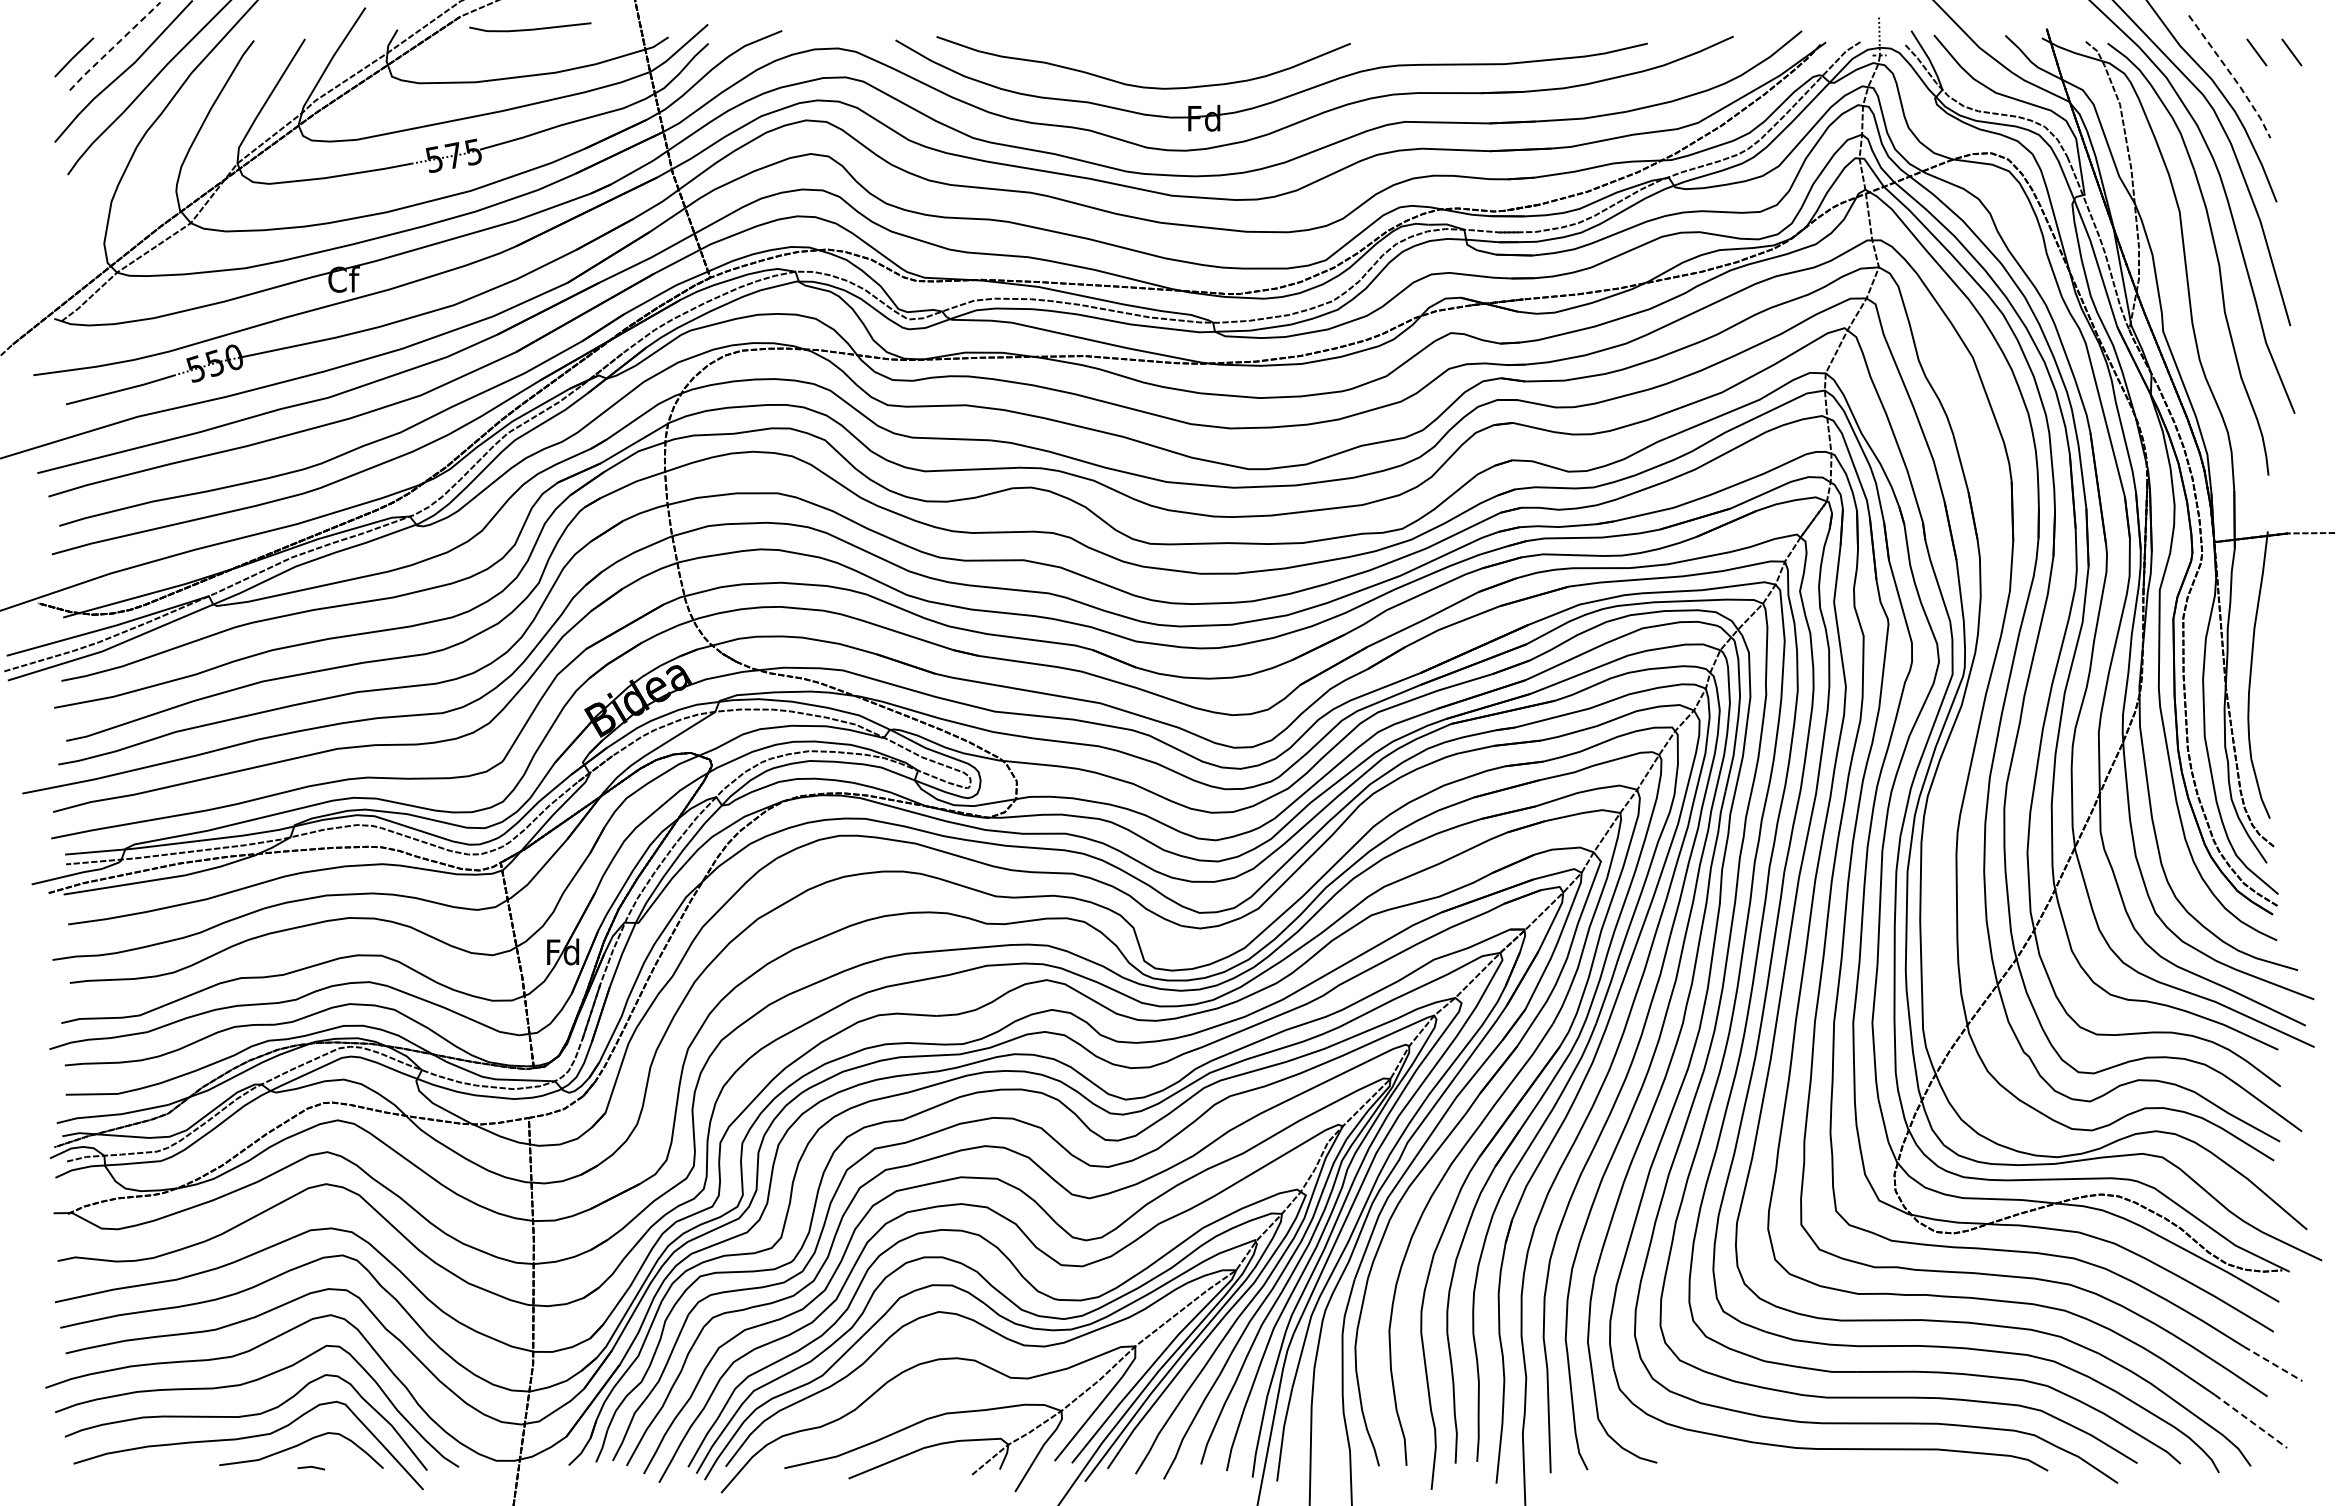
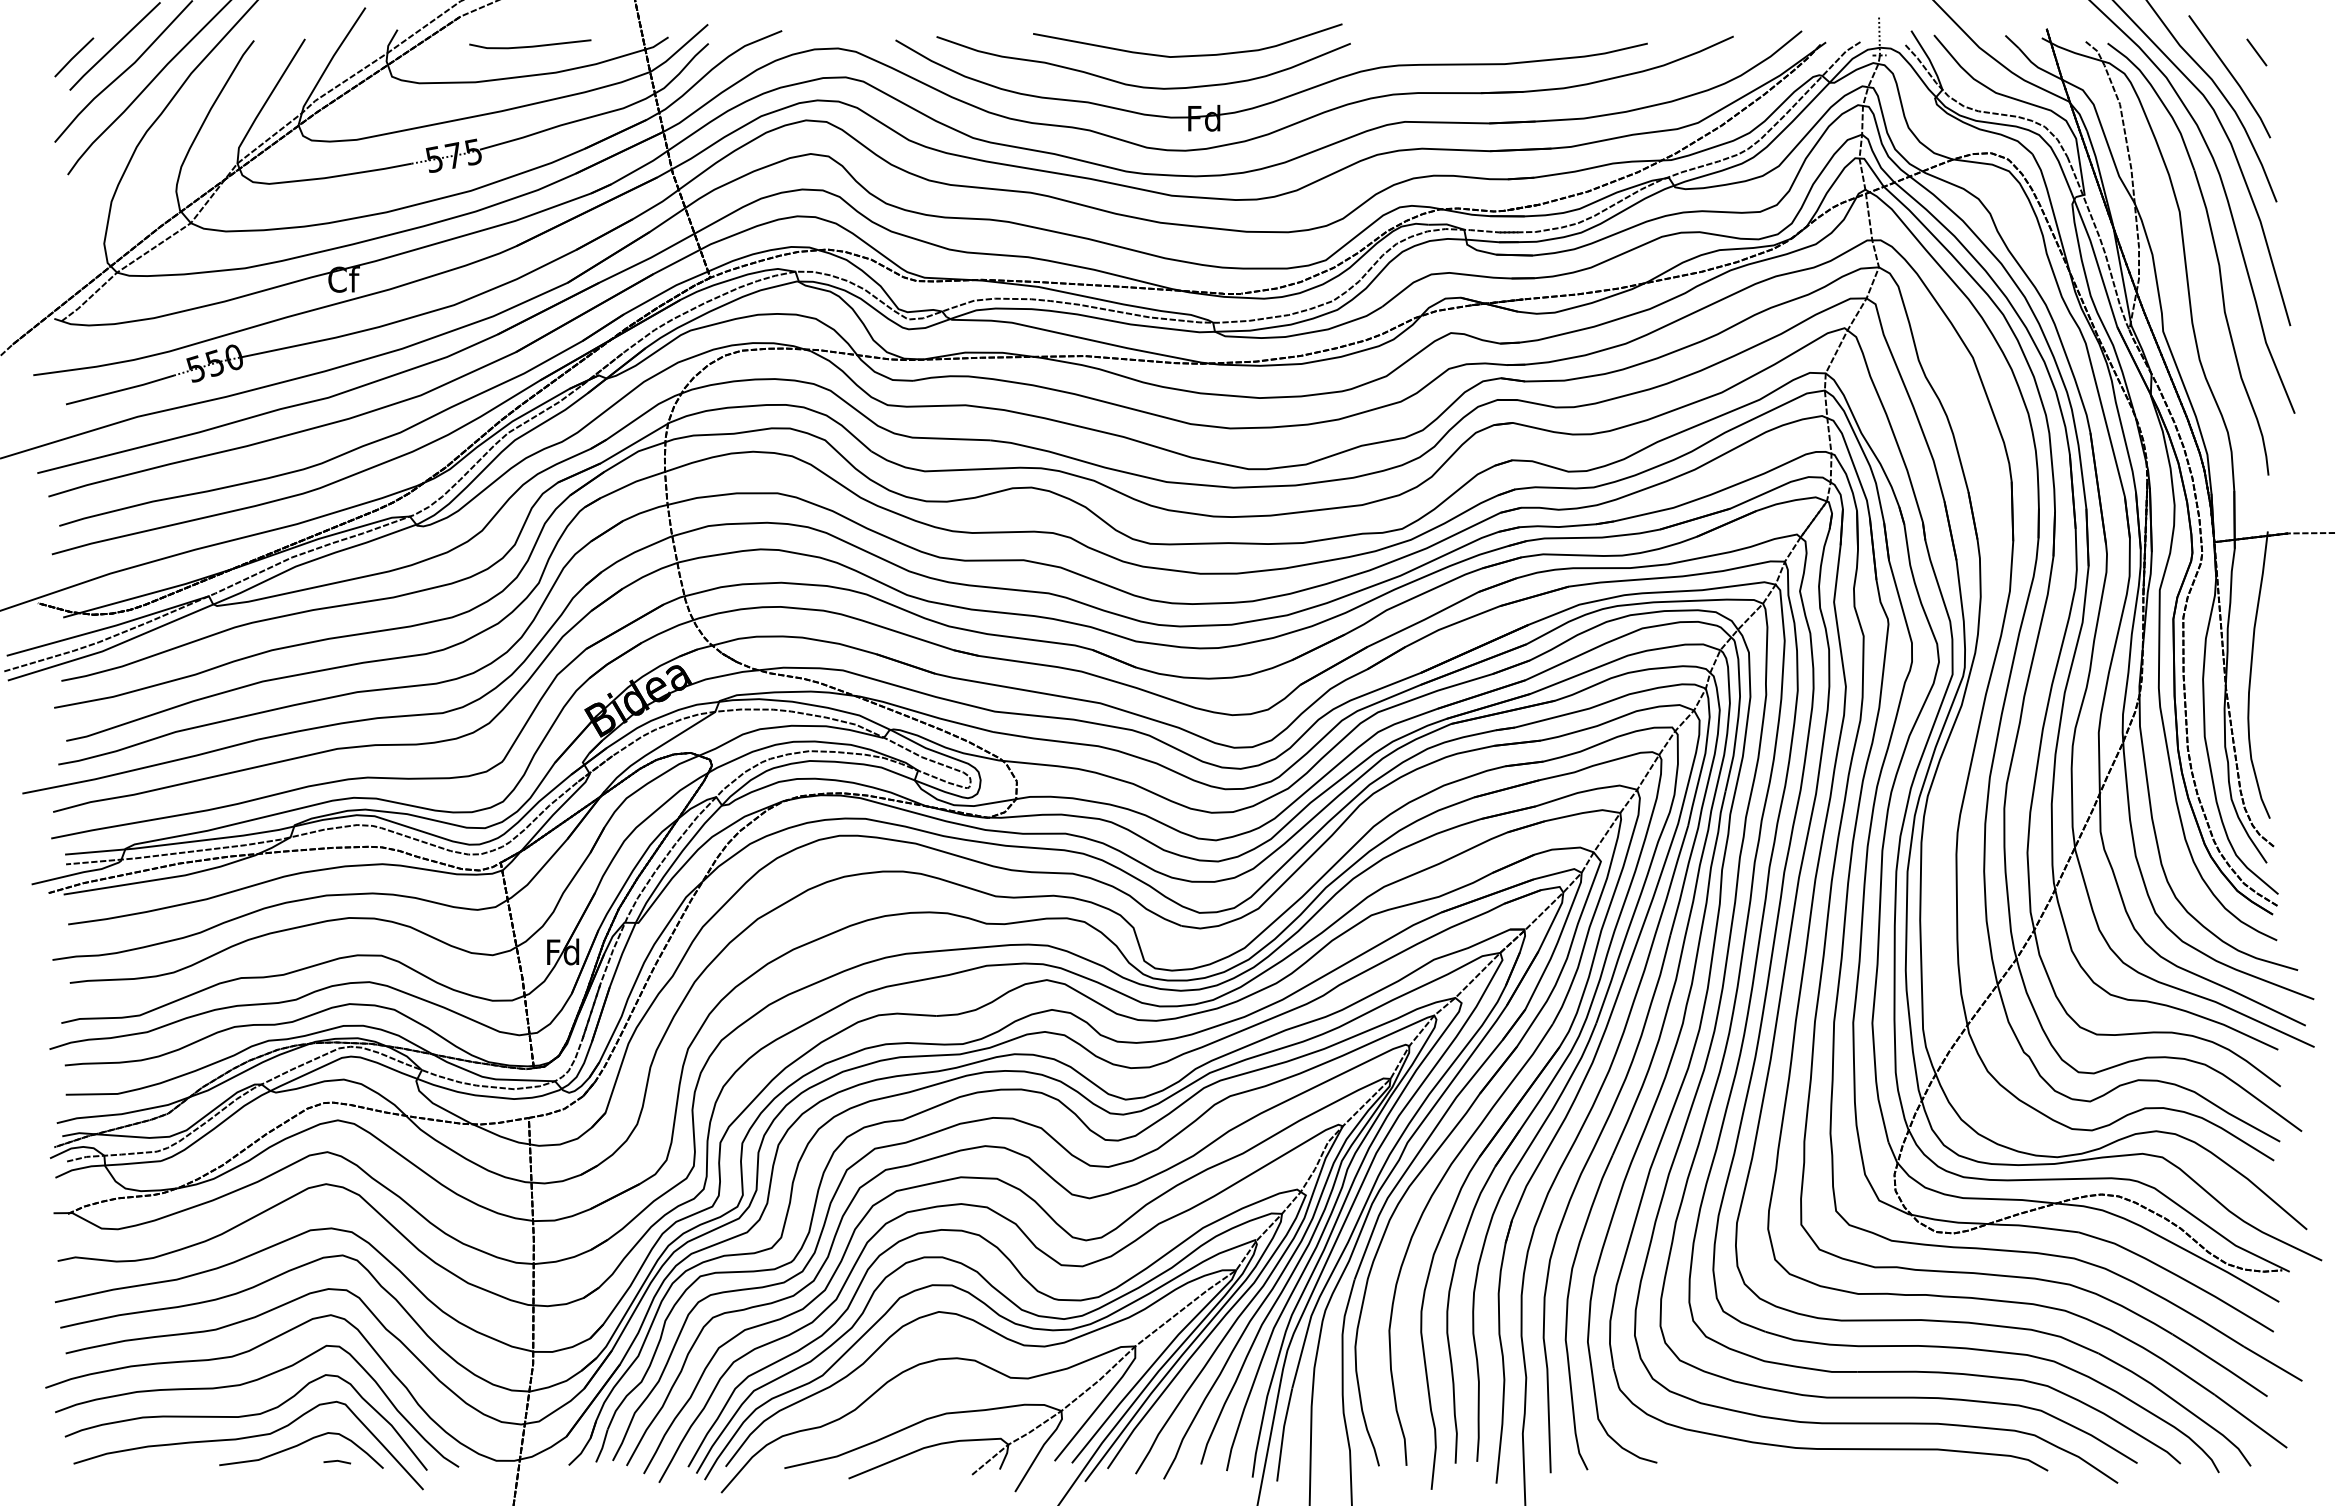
line position: (530, 28) -> (530, 45) (530, 45)
line: dashed -> solid (114, 46)
line: present -> none (2291, 52)
curve: none -> present (1187, 55)
line: dashed -> solid (2232, 76)
line: dashed -> solid (2273, 1363)
line: dashed -> solid (2250, 1421)
line position: (311, 1467) -> (337, 1461) (337, 1461)
